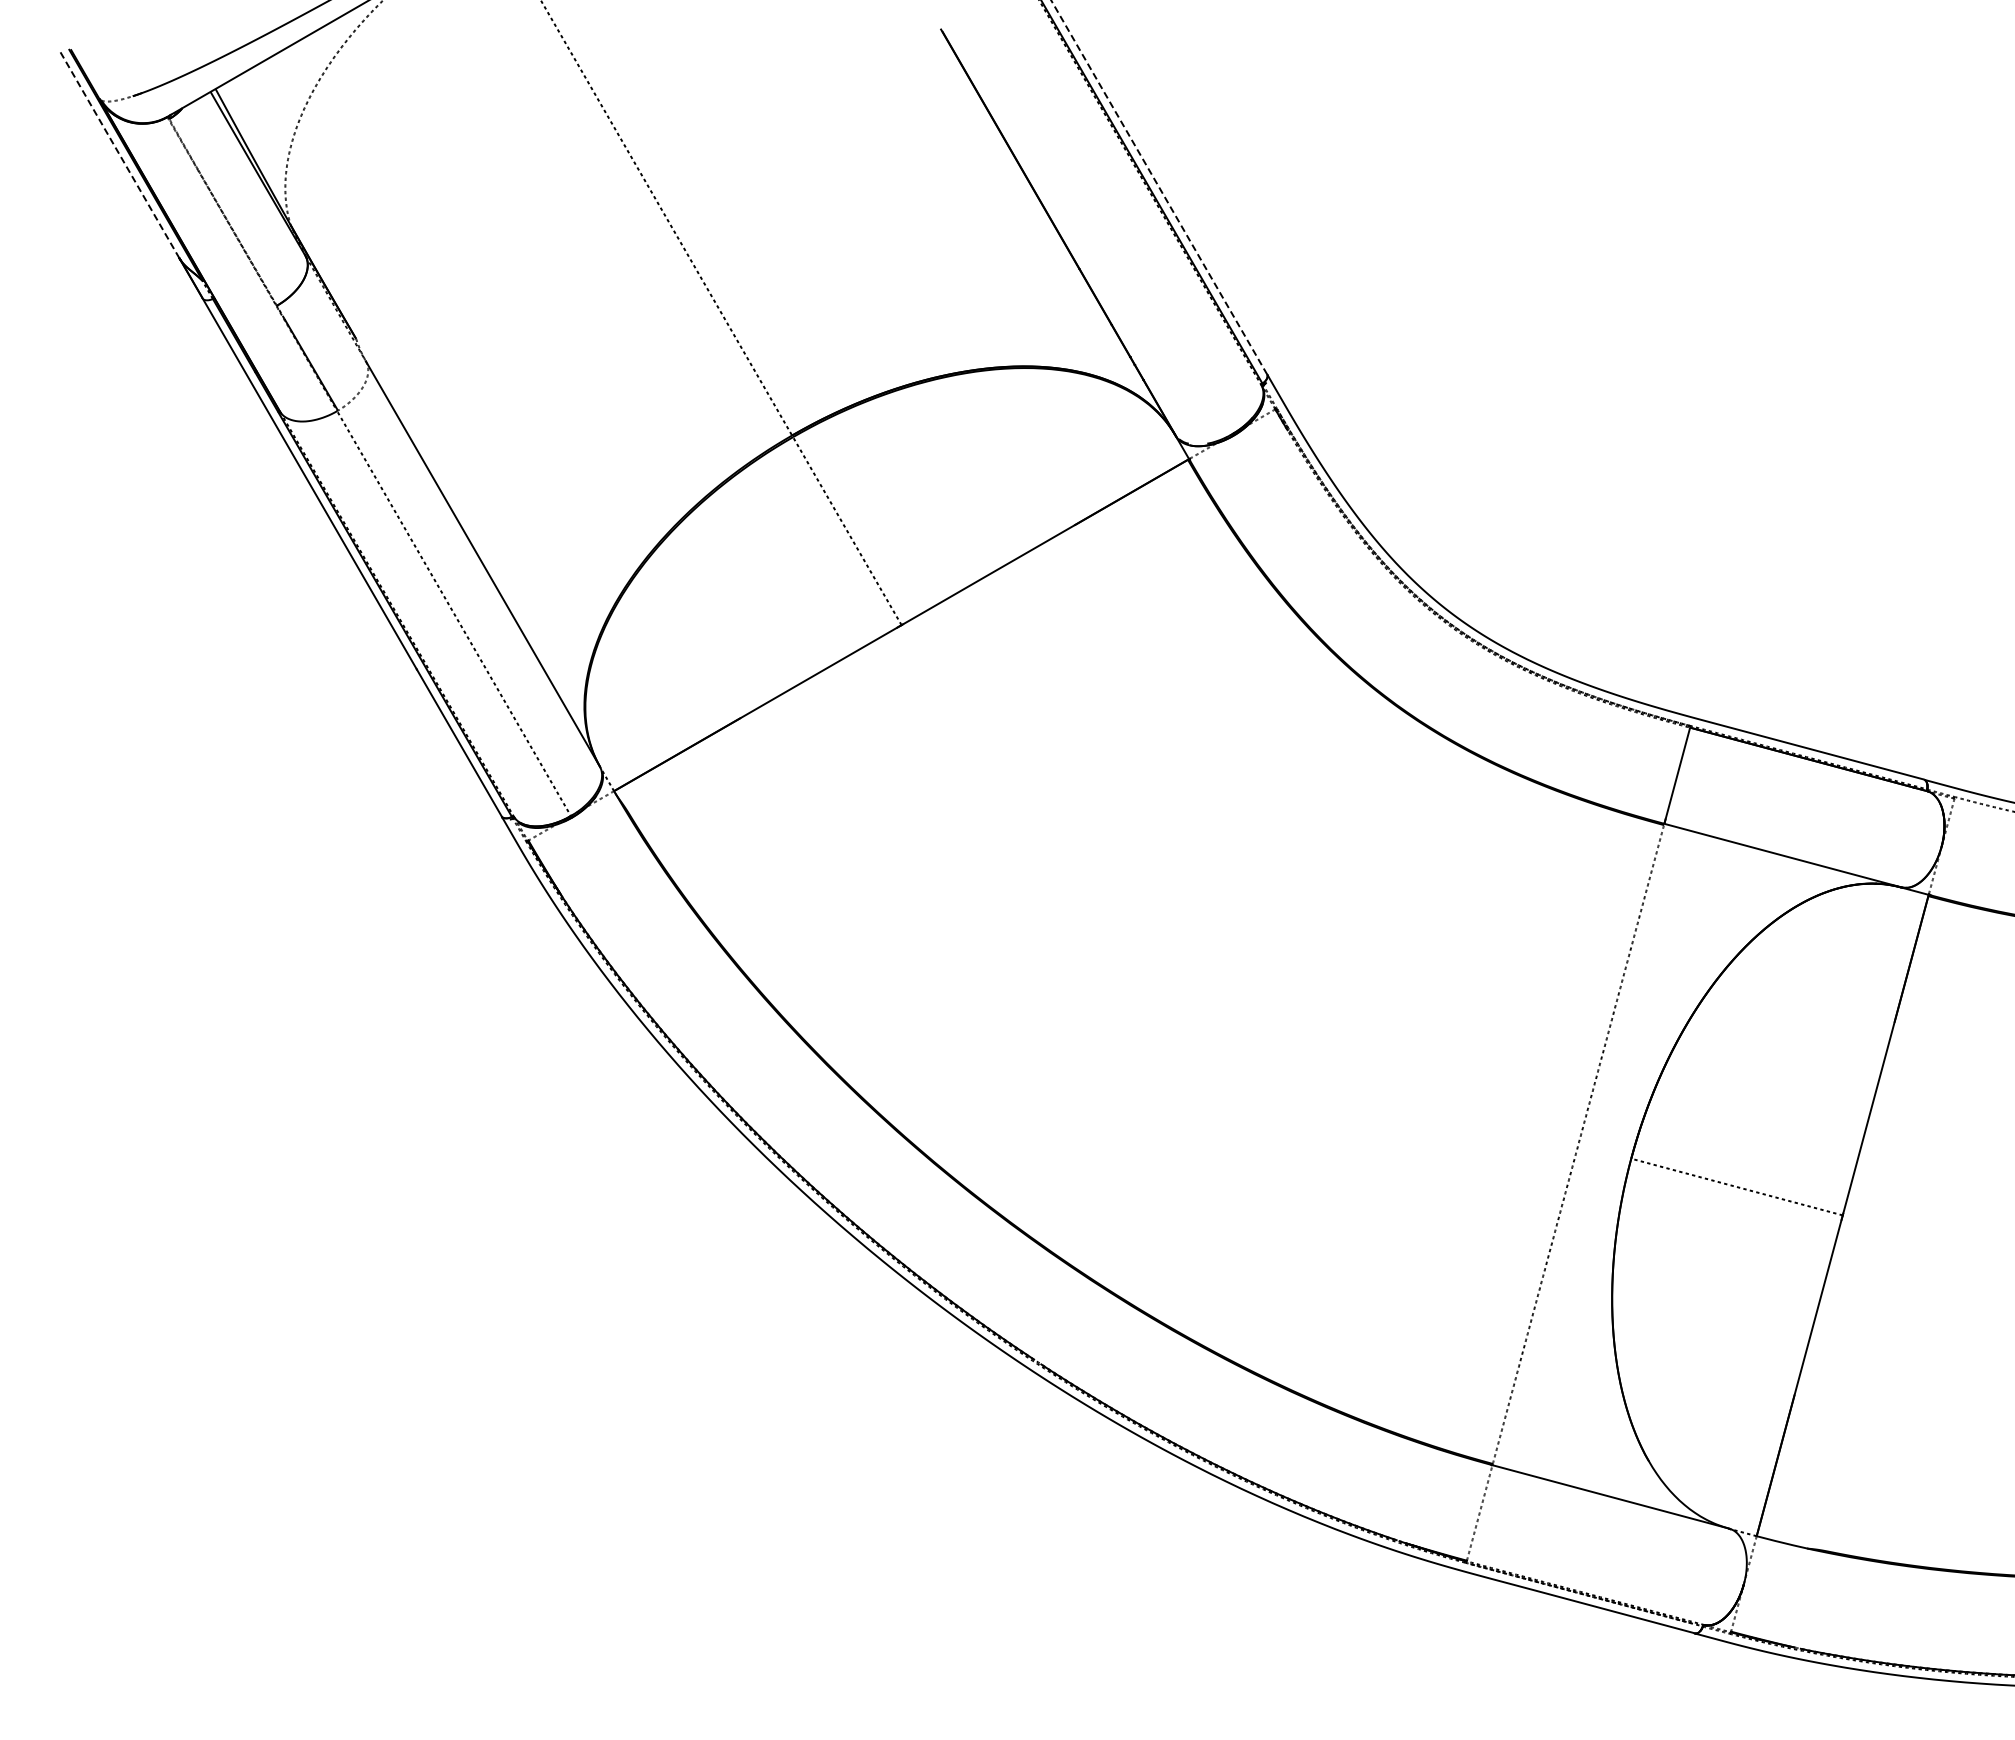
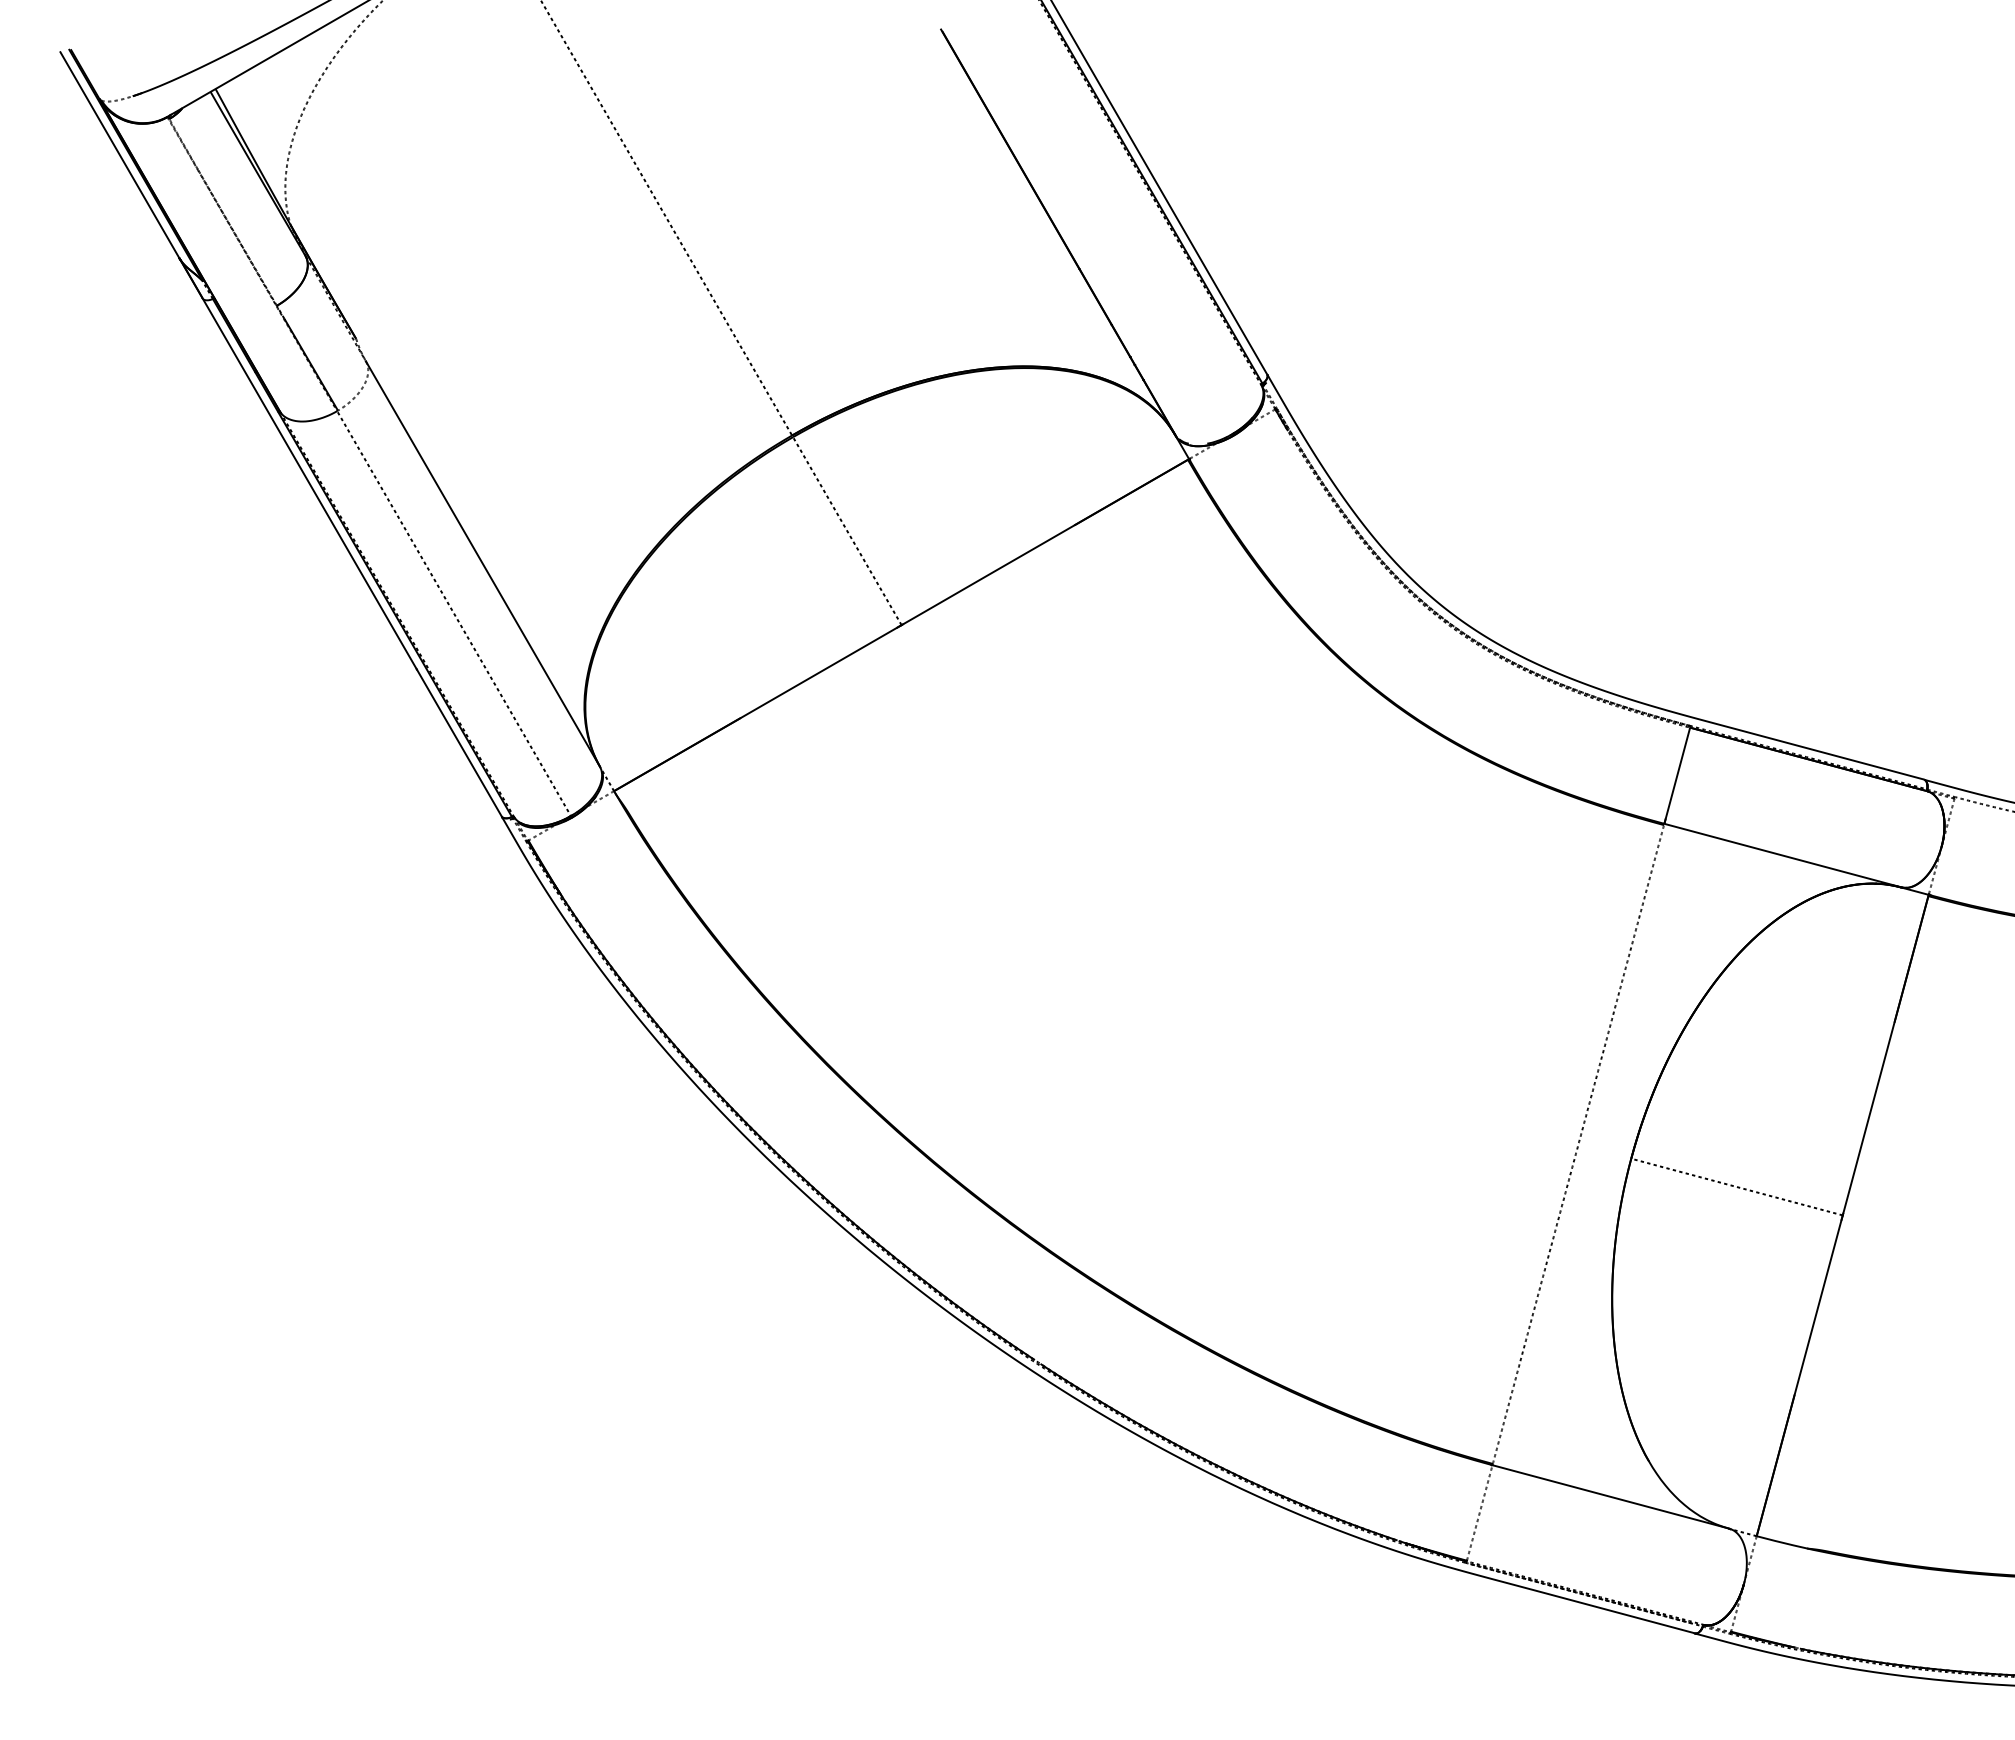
line: dashed -> solid (119, 154)
line: dashed -> solid (1159, 187)
